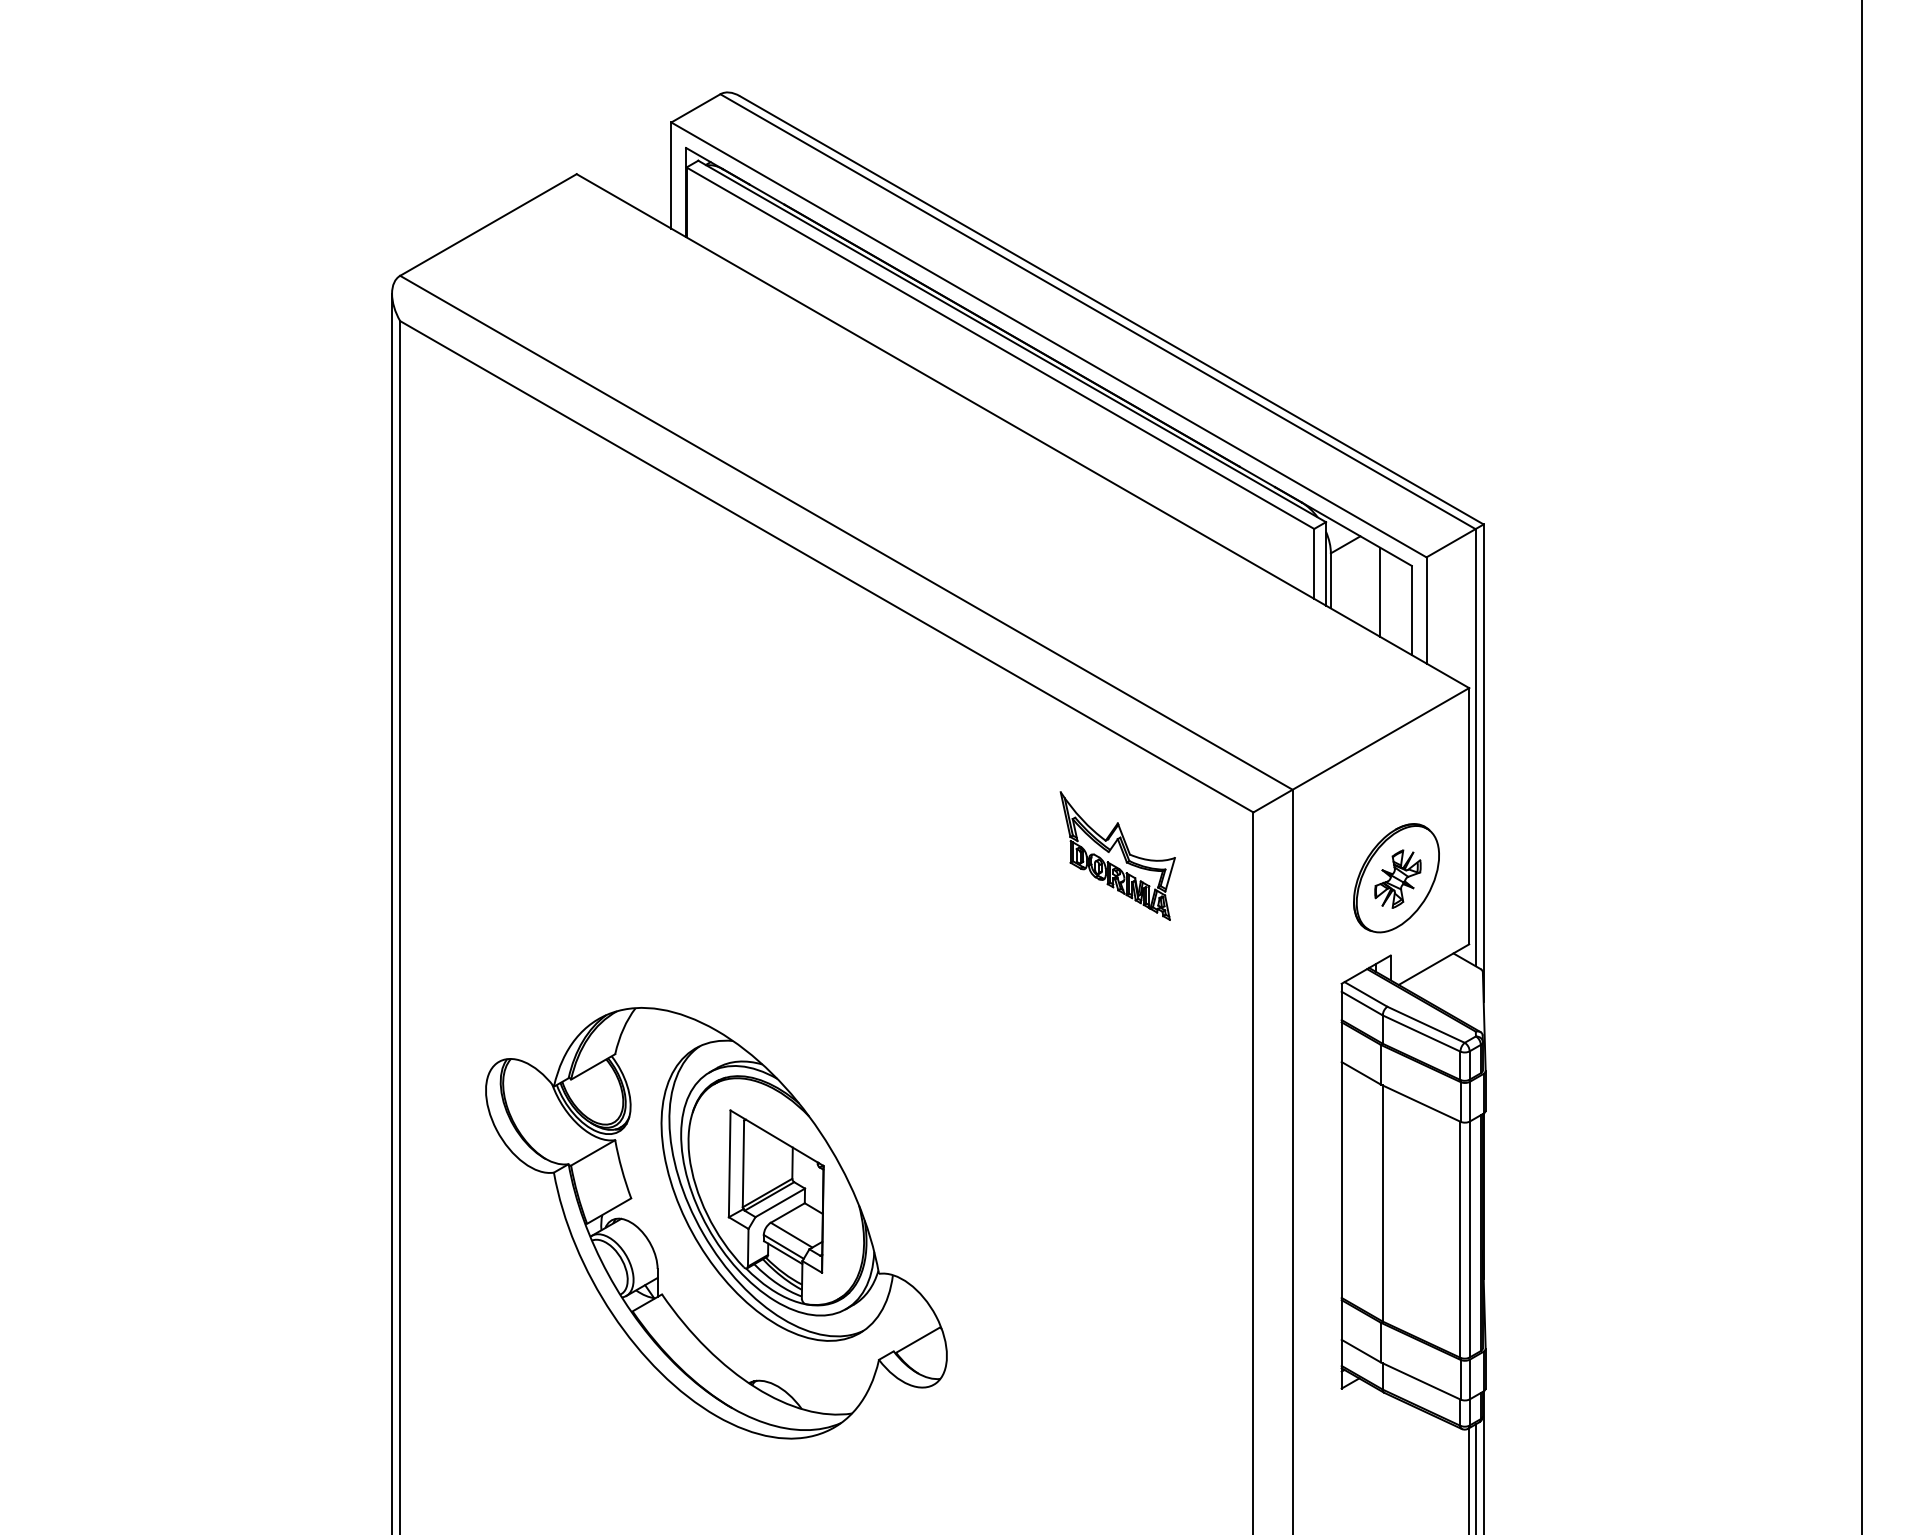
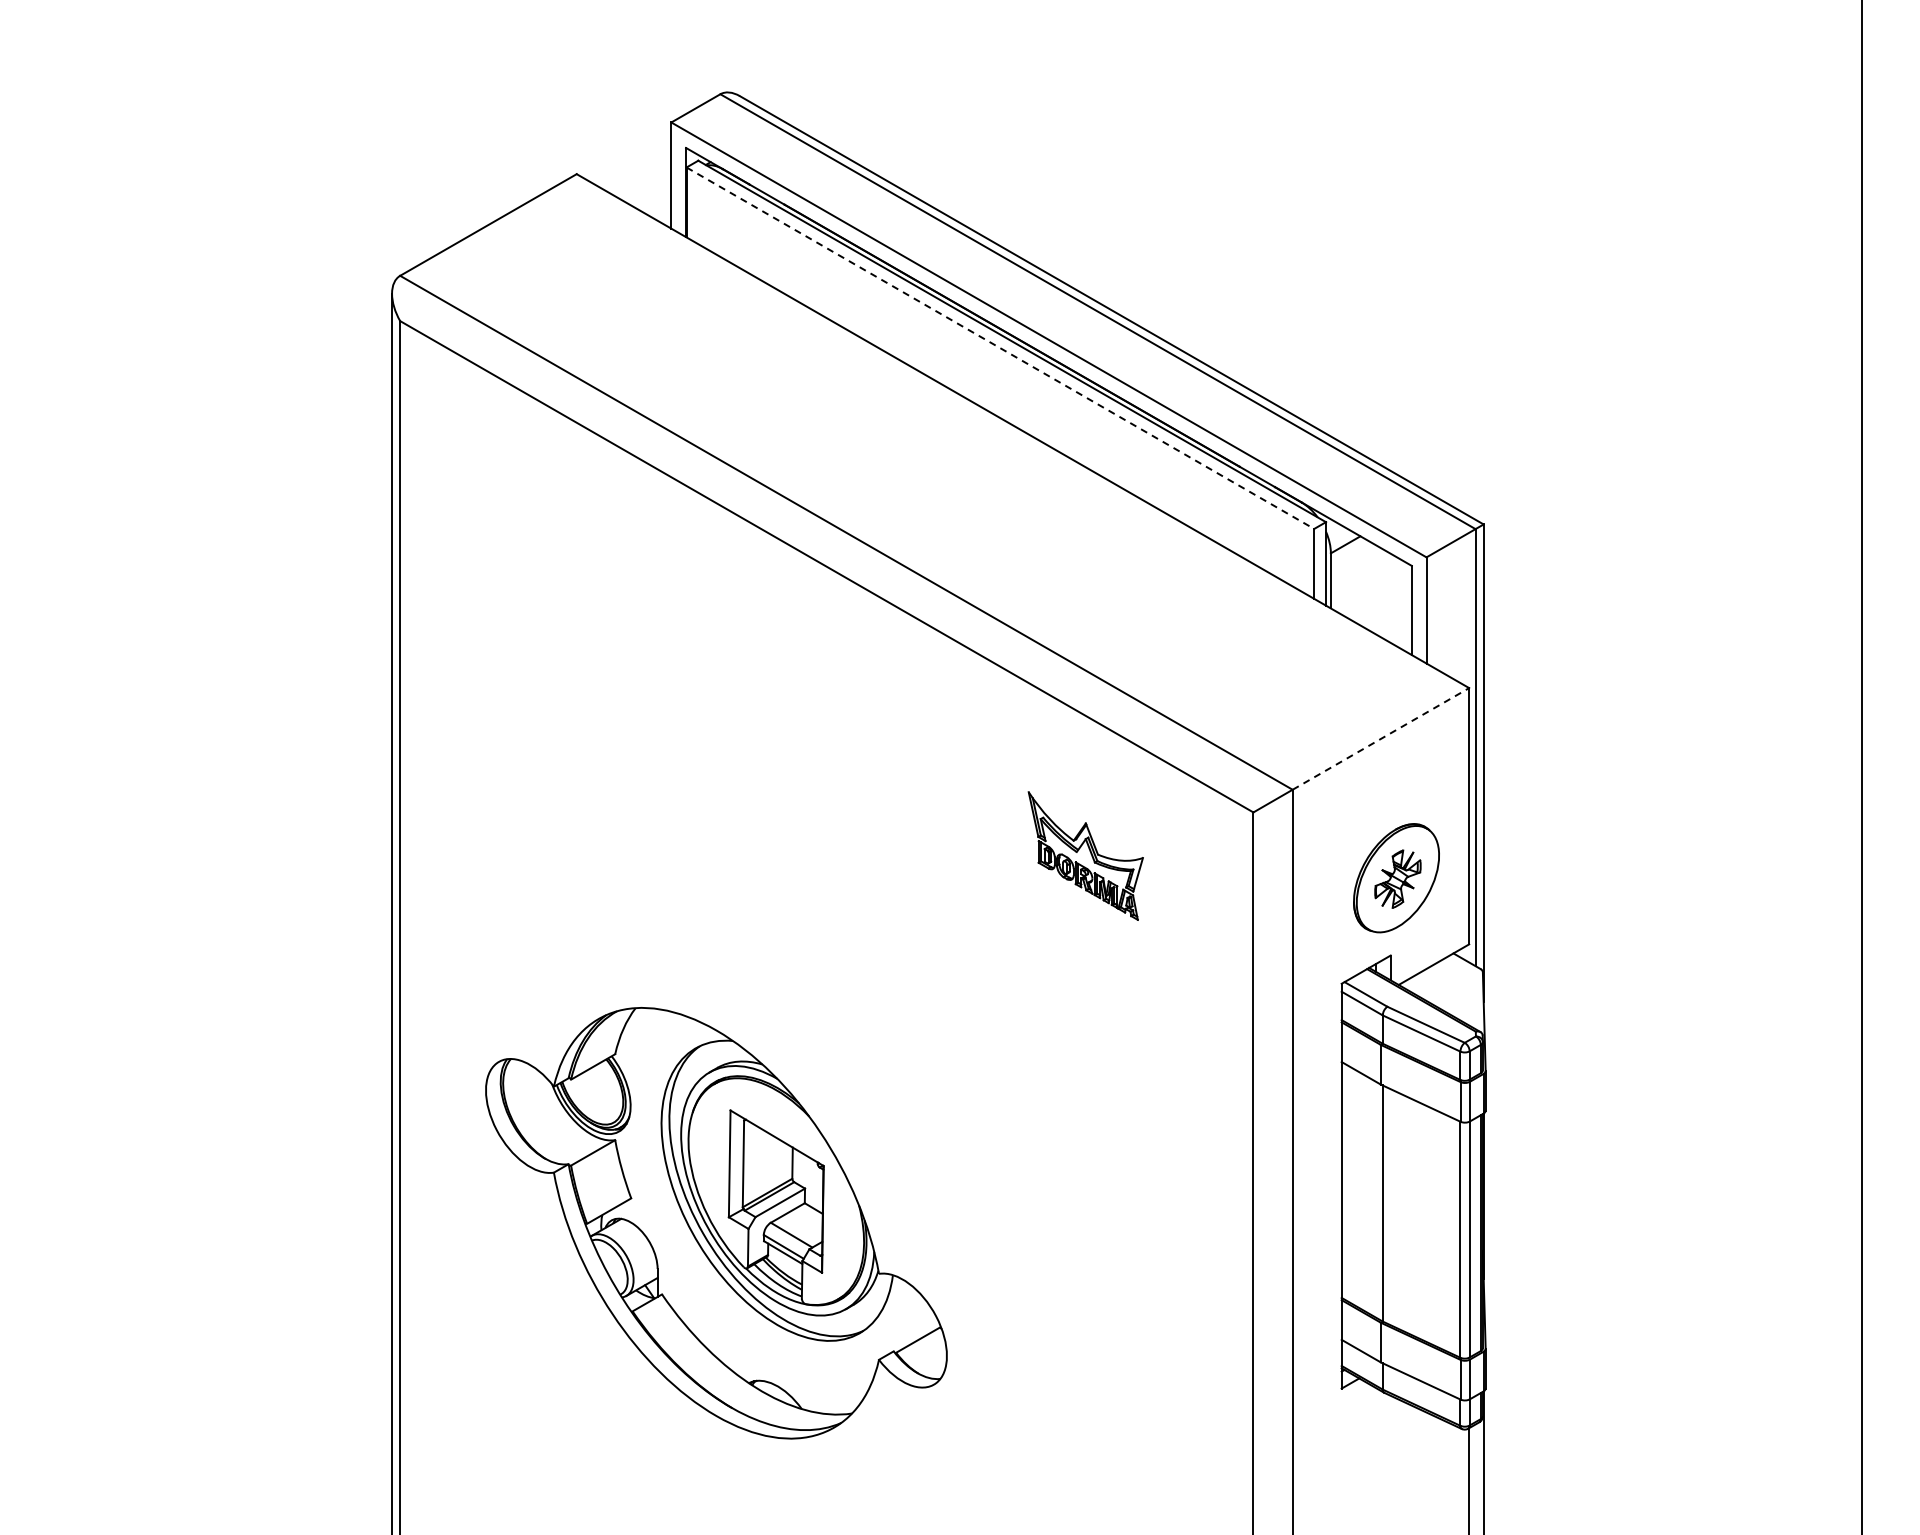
line: solid -> dashed (1000, 348)
line: present -> none (1379, 591)
line: solid -> dashed (1380, 738)
part position: (1117, 855) -> (1085, 855) (1085, 855)
line: present -> none (1475, 1477)
